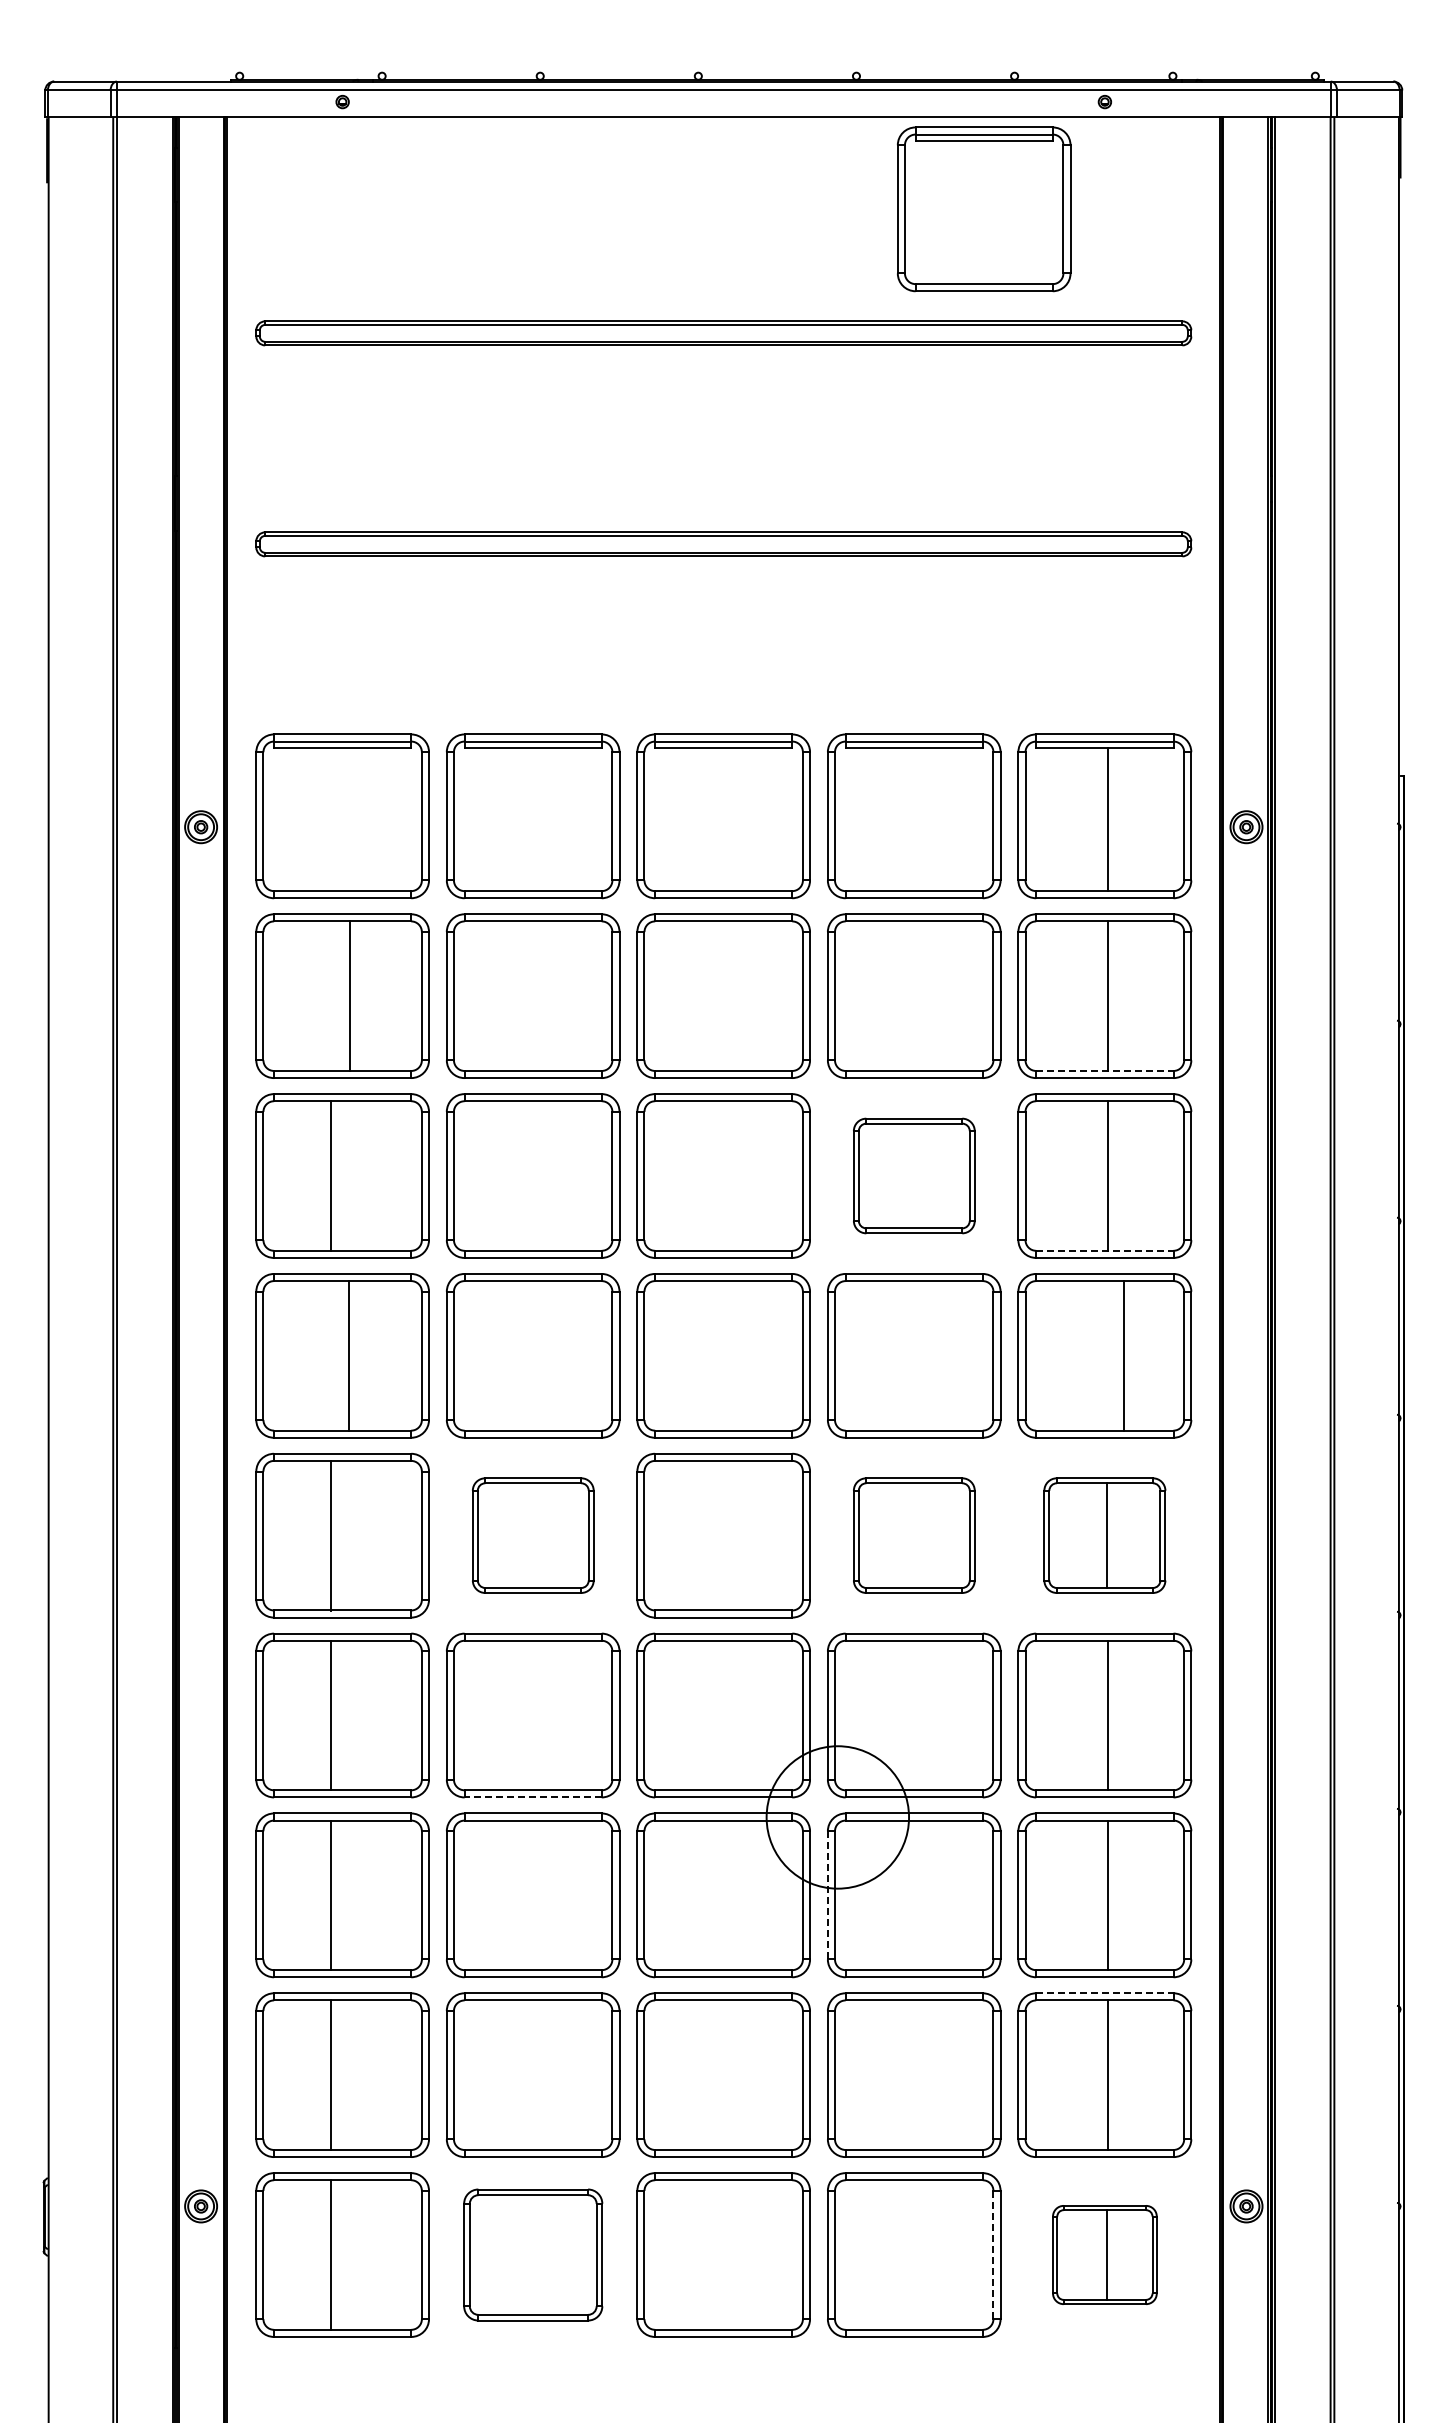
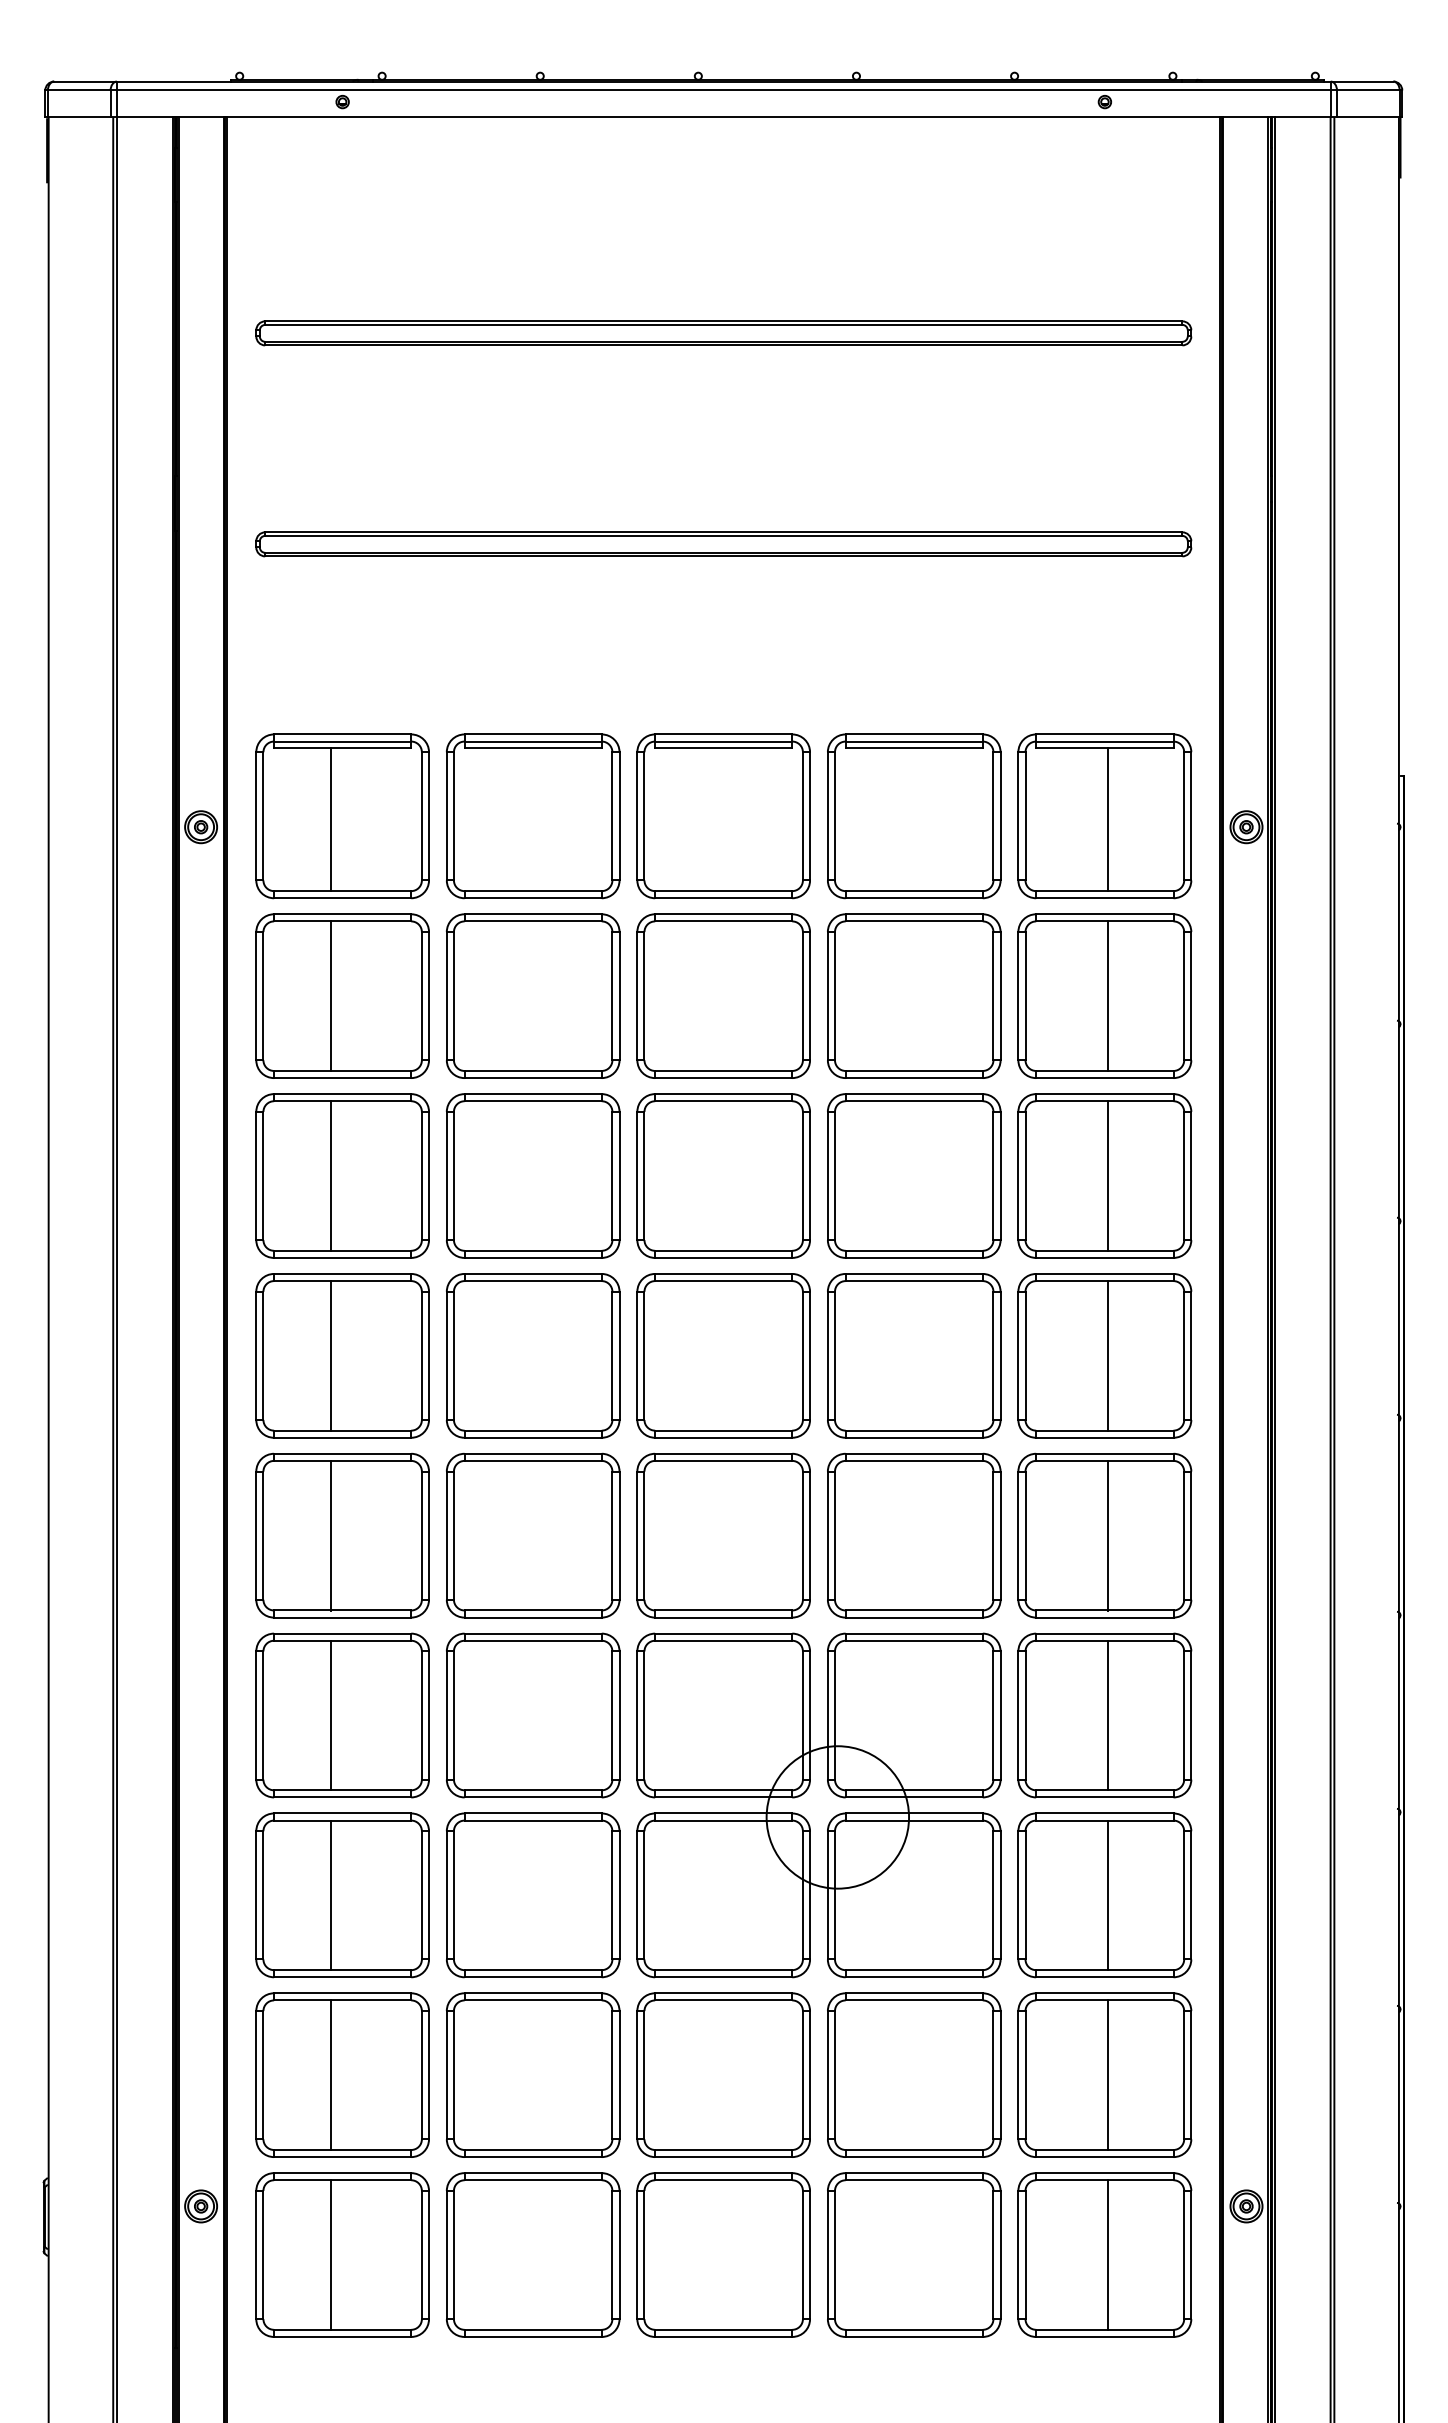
part: present -> none (984, 209)
line: none -> present (330, 819)
line position: (349, 995) -> (330, 995) (330, 995)
line: dashed -> solid (1104, 1070)
part size: 123x118 px -> 175x166 px (914, 1175)
line: dashed -> solid (1104, 1250)
line position: (348, 1355) -> (330, 1355) (330, 1355)
line position: (1124, 1355) -> (1108, 1355) (1108, 1355)
part size: 123x117 px -> 175x167 px (533, 1535)
part size: 123x117 px -> 175x167 px (914, 1535)
part size: 124x117 px -> 176x167 px (1104, 1535)
line: dashed -> solid (533, 1797)
line: dashed -> solid (827, 1894)
line: dashed -> solid (1104, 1993)
part size: 141x134 px -> 175x166 px (533, 2254)
line: dashed -> solid (993, 2254)
part size: 106x100 px -> 176x166 px (1104, 2254)
